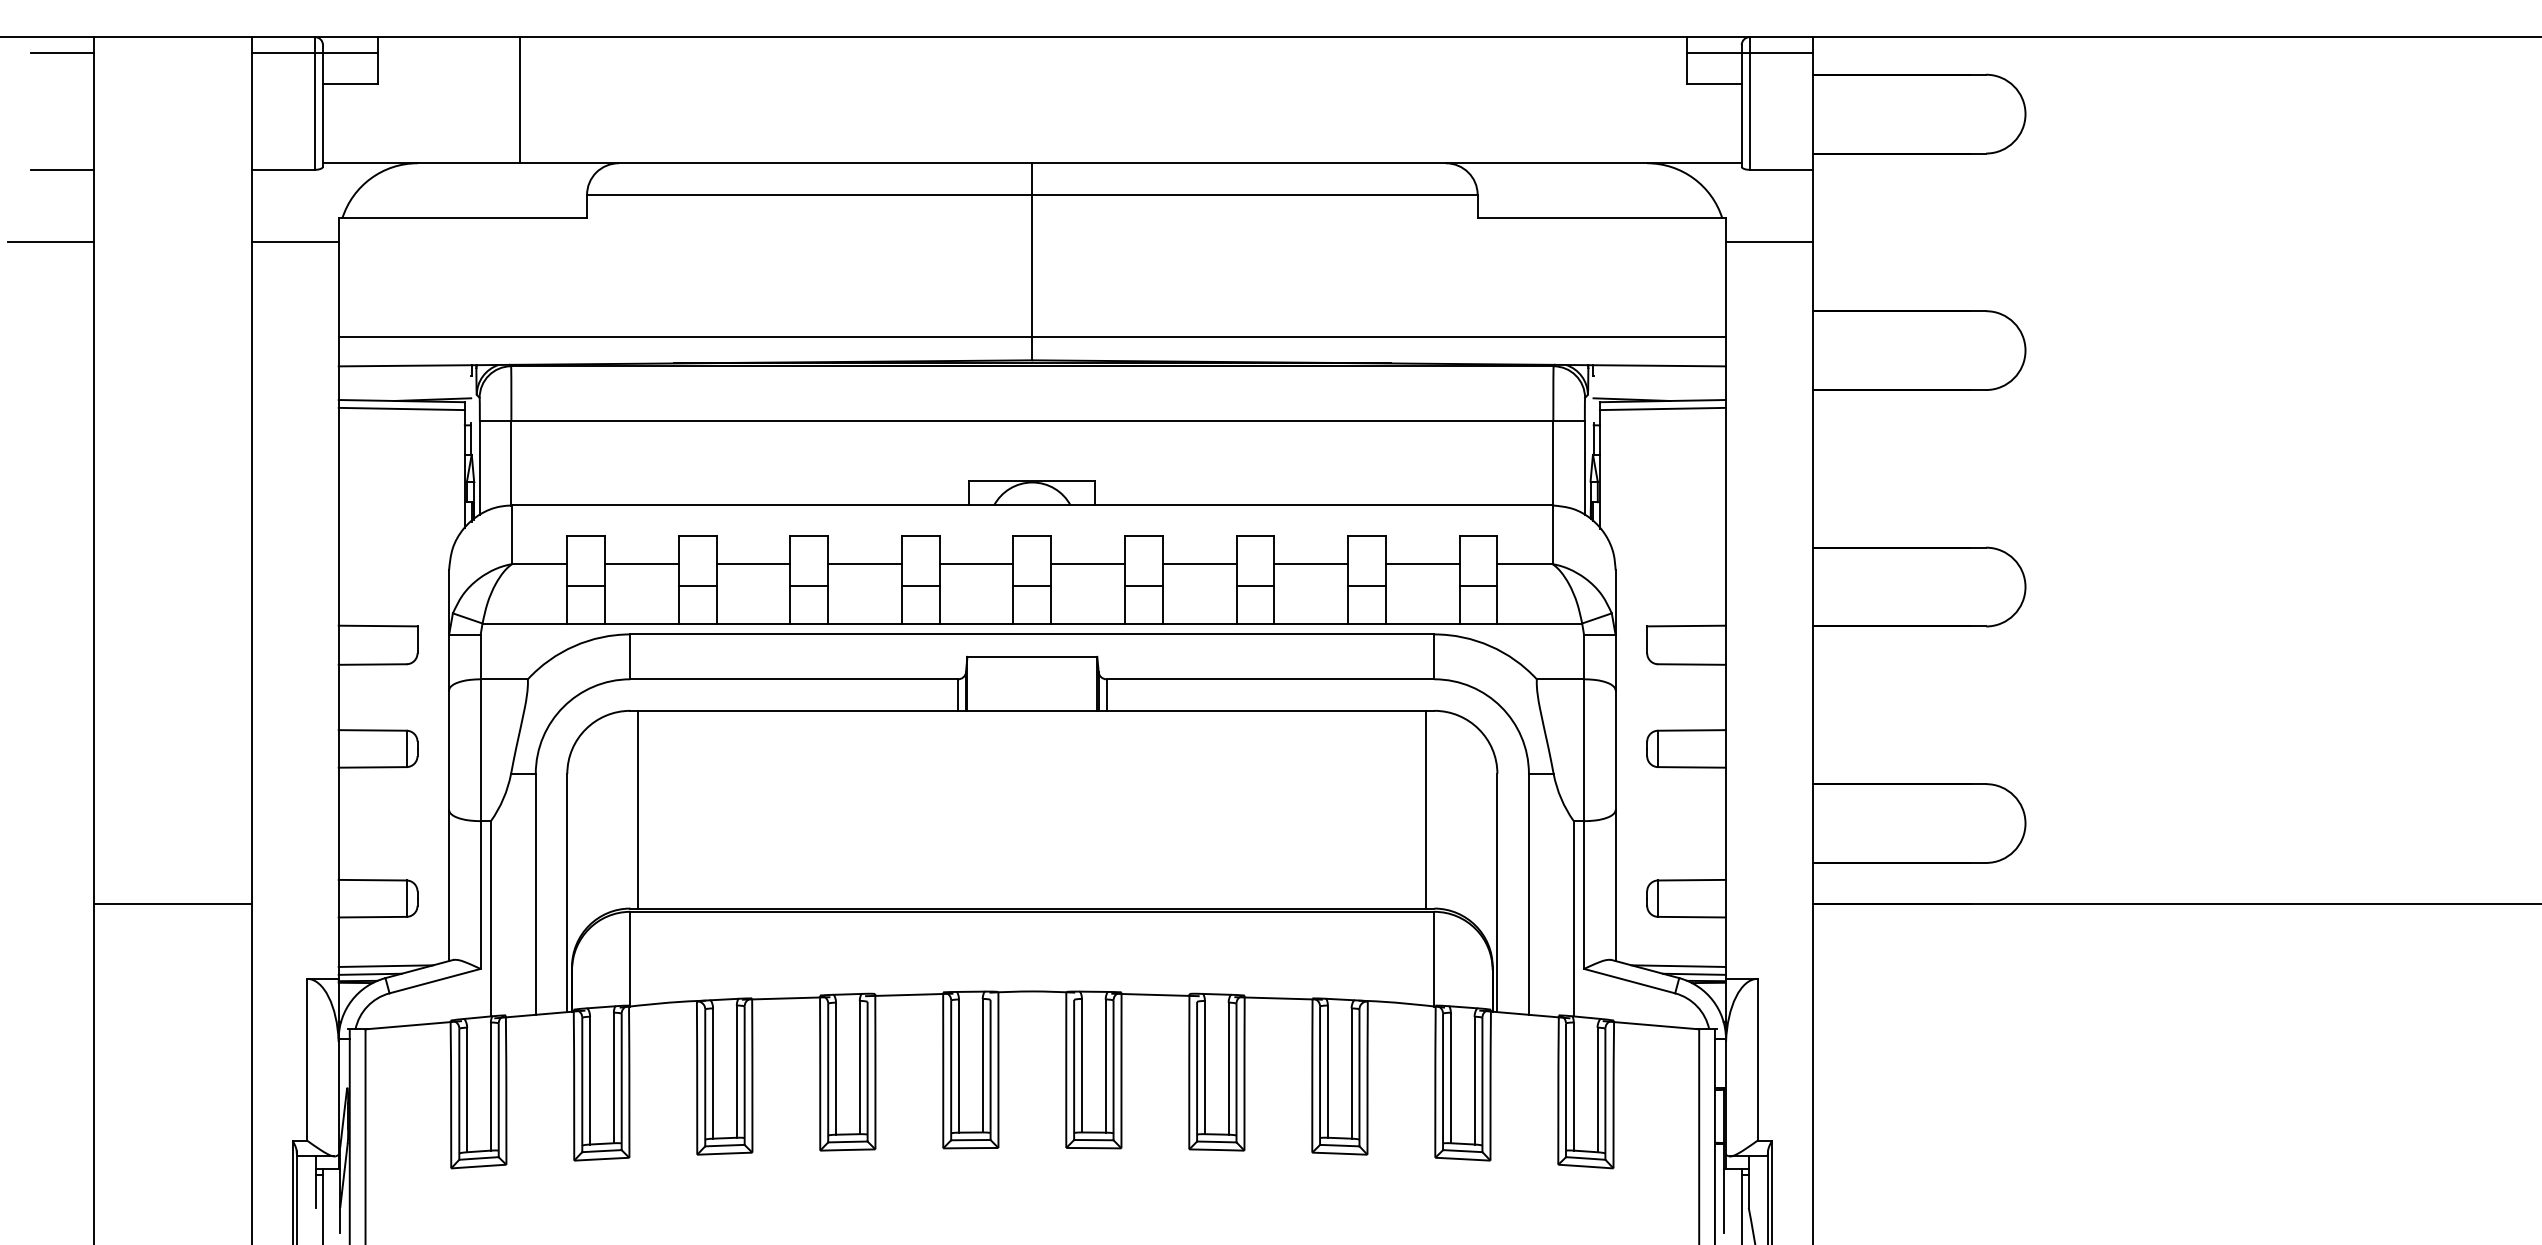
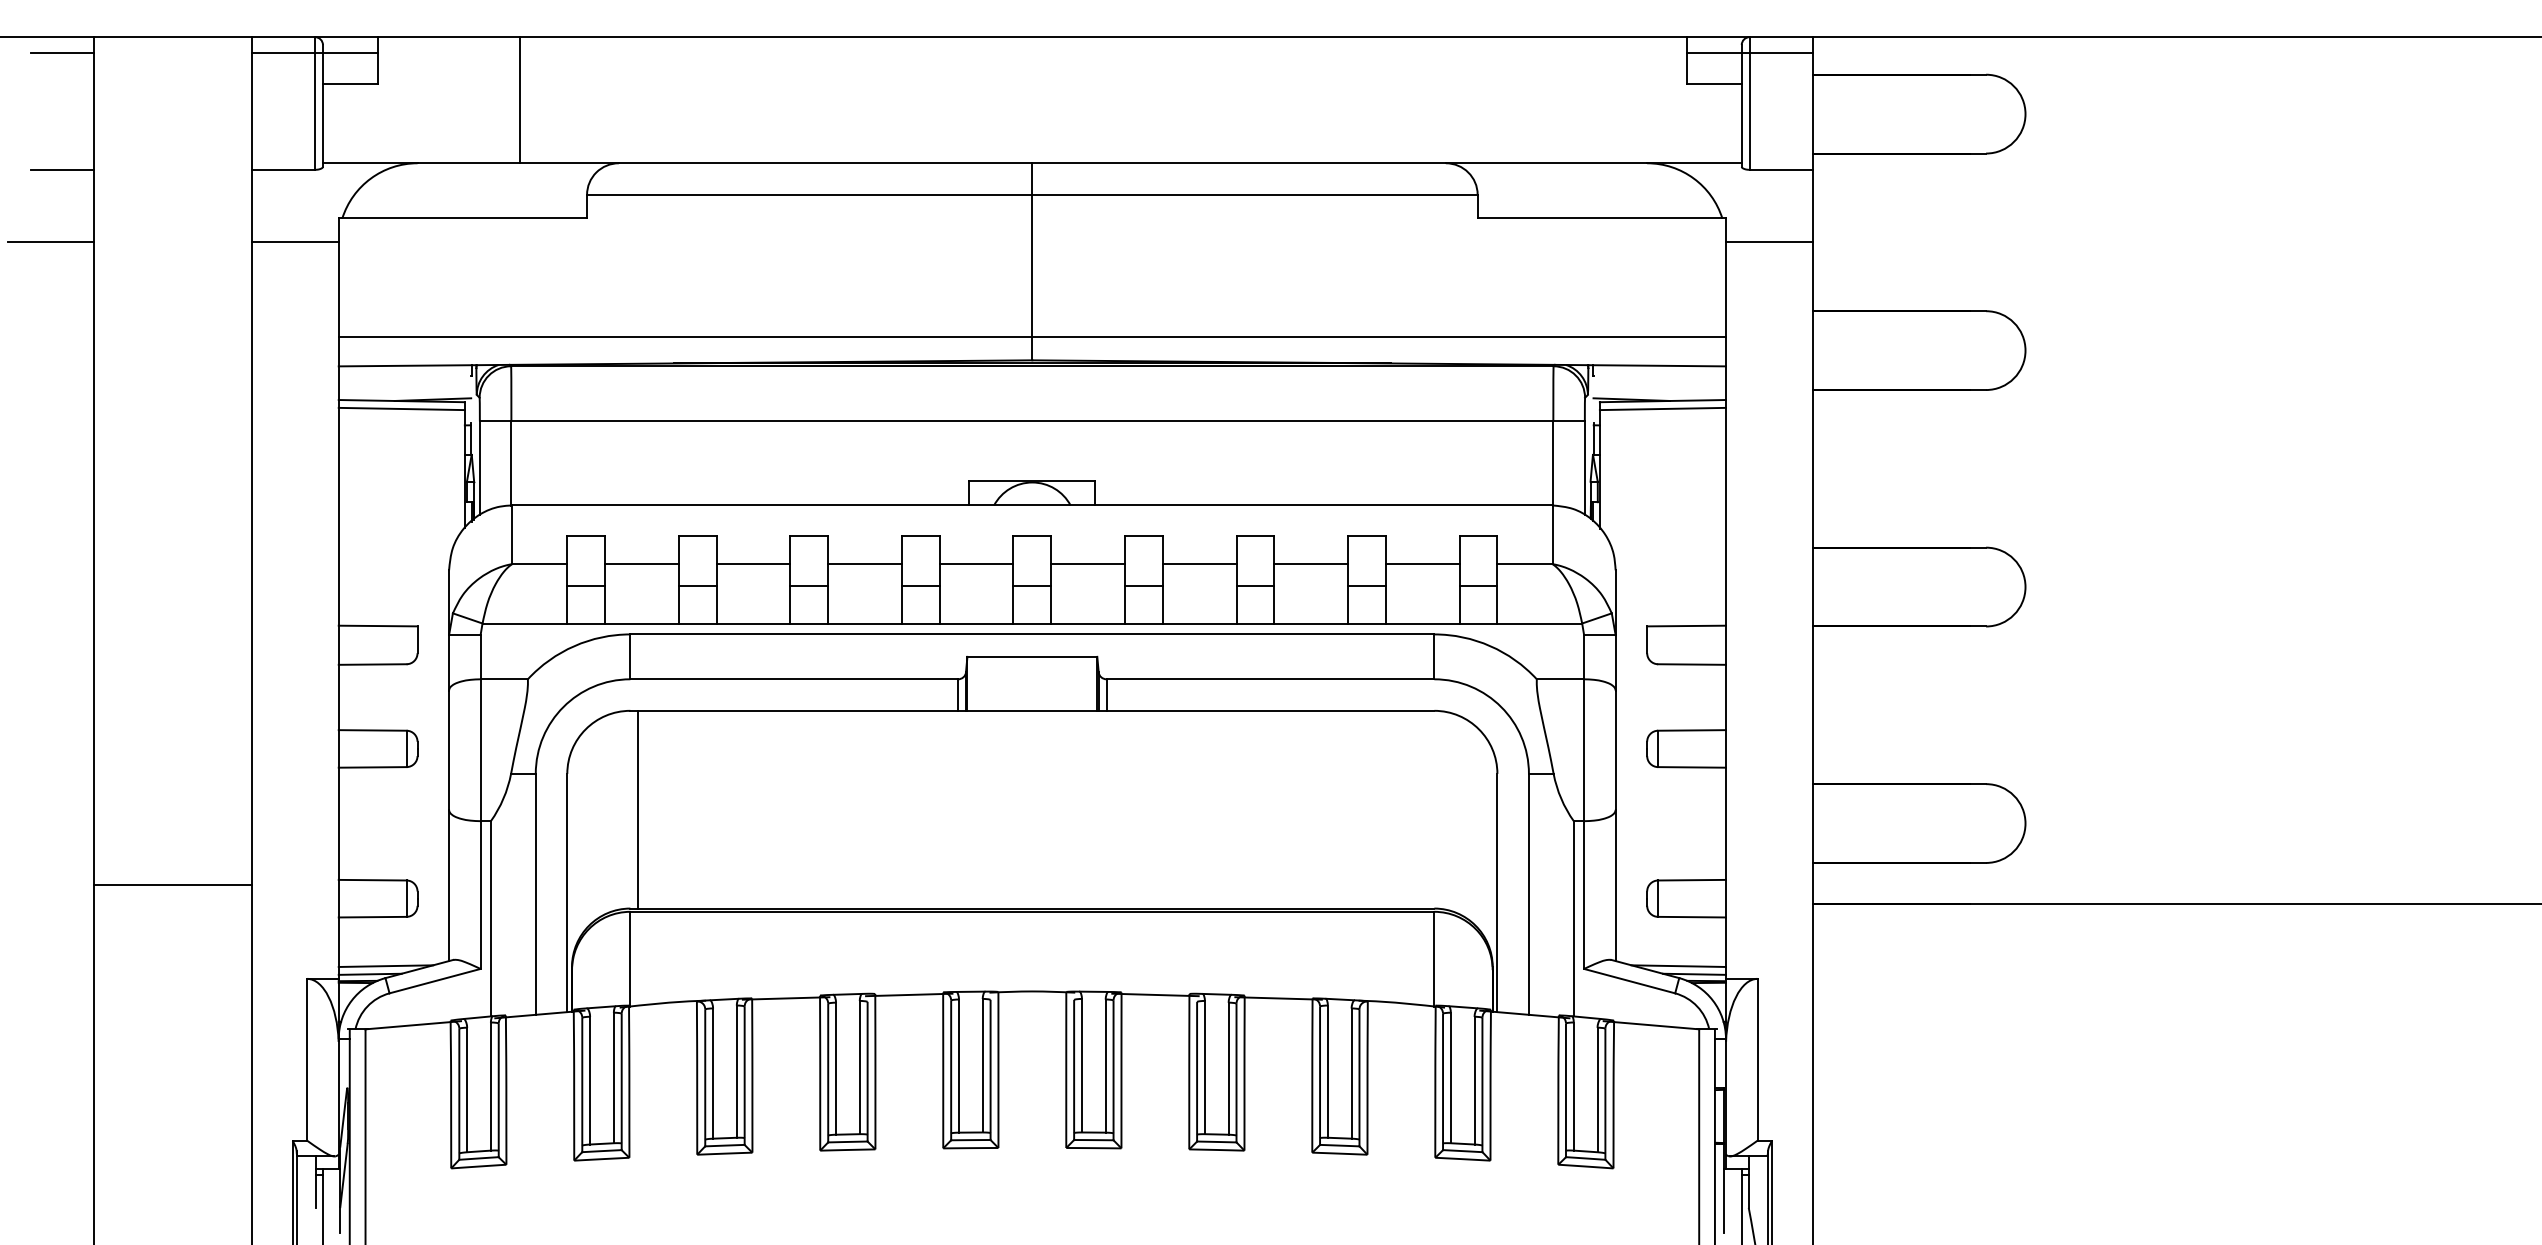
line: present -> none (1426, 809)
line position: (173, 904) -> (173, 885) (173, 885)
